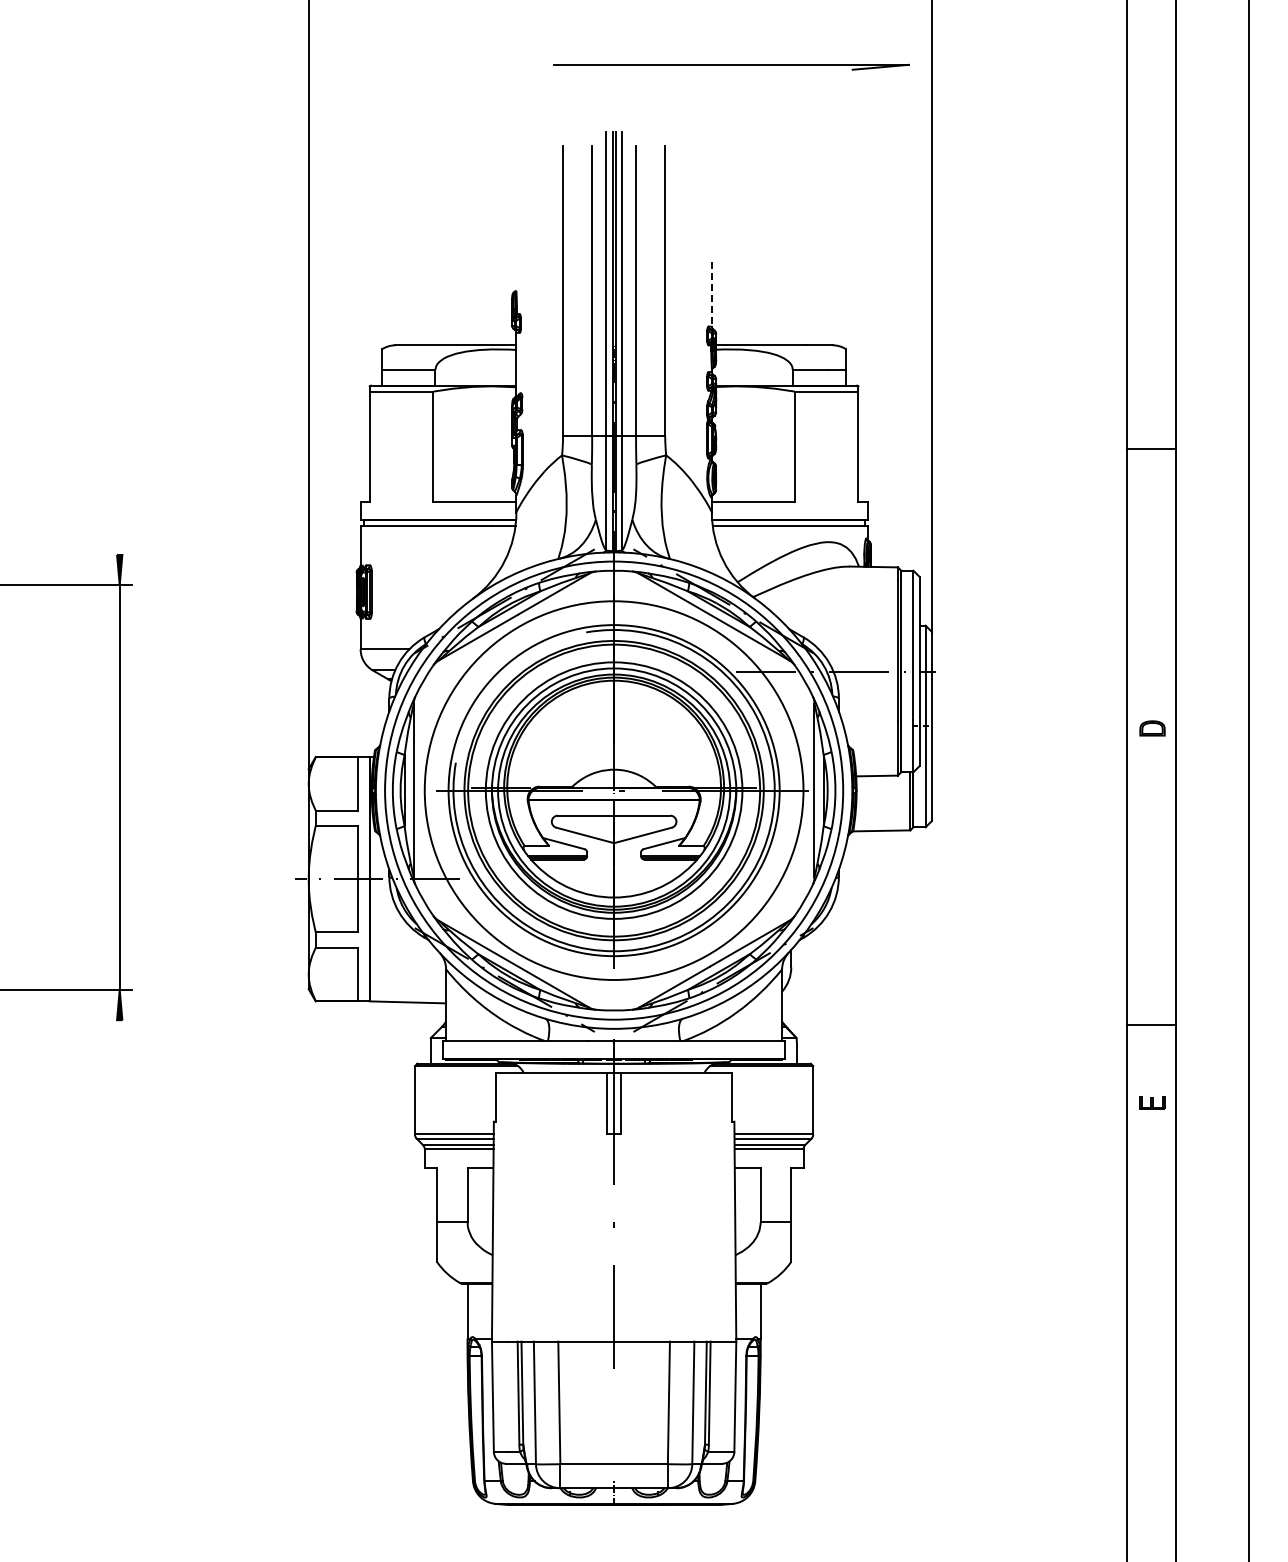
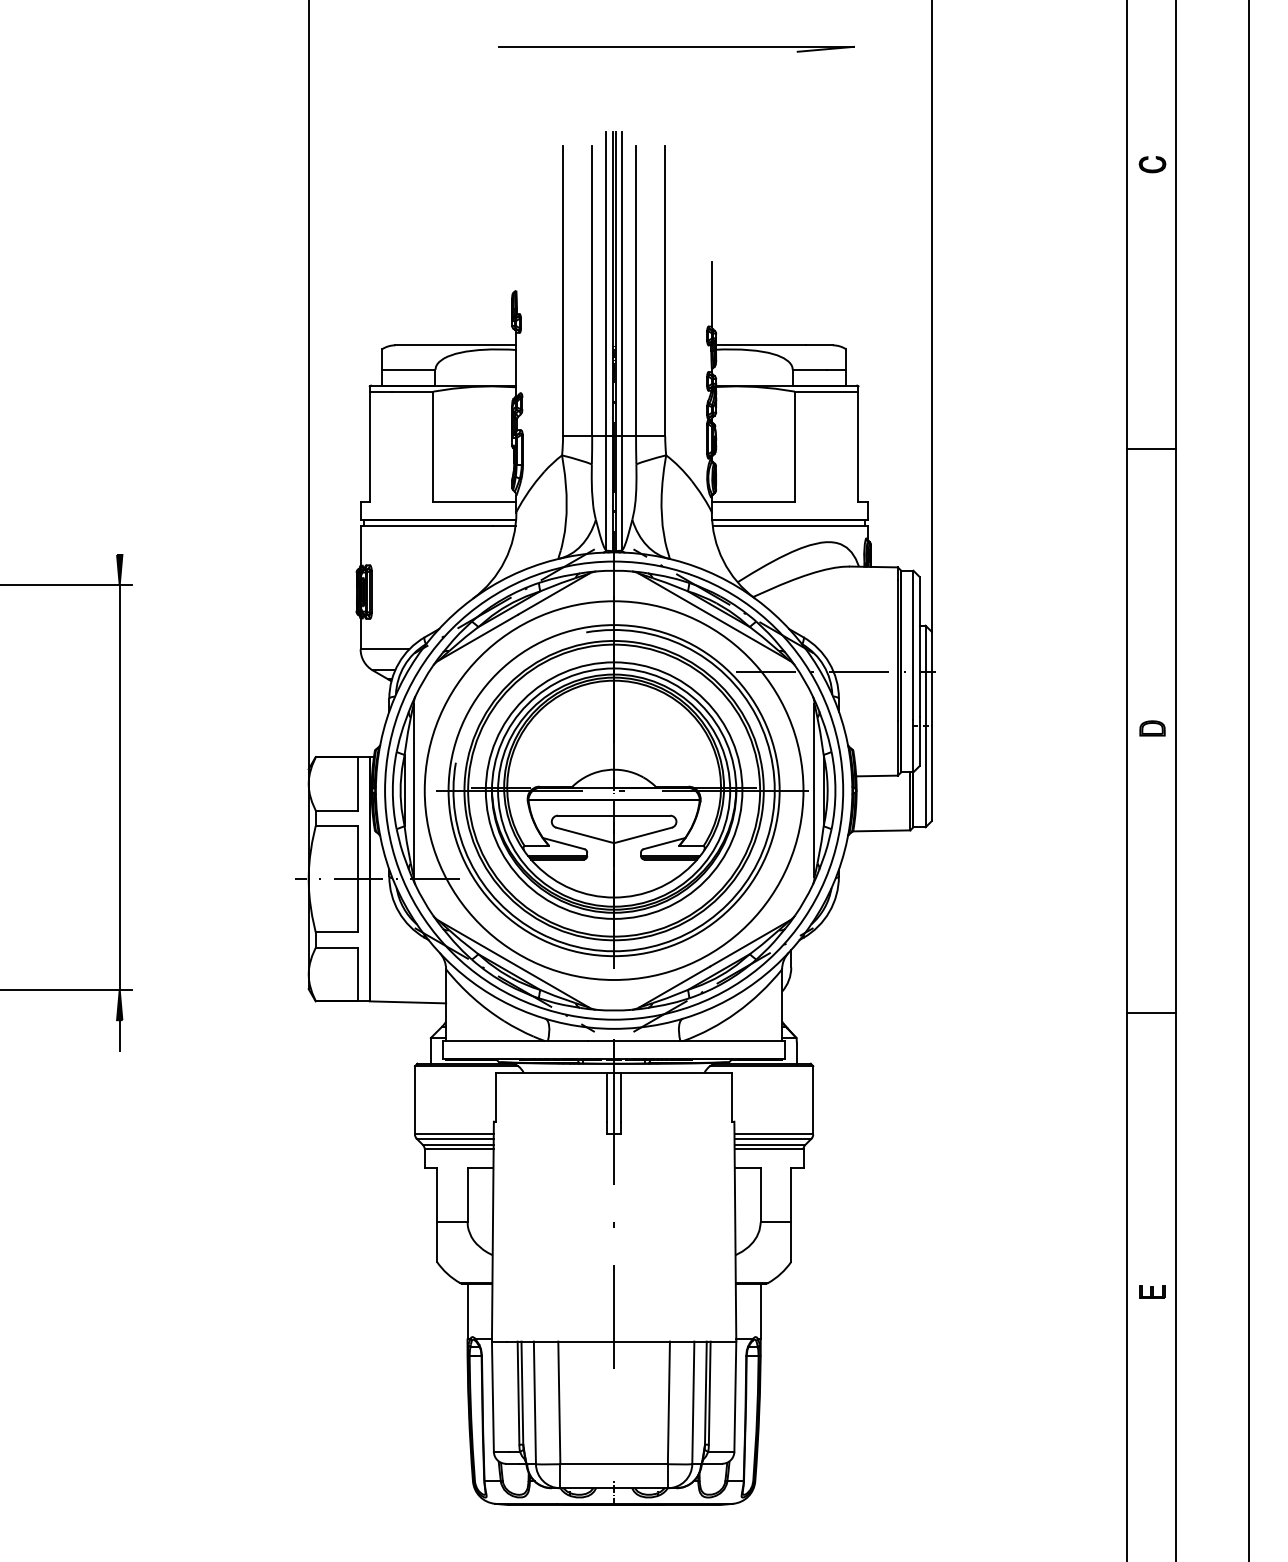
part position: (731, 66) -> (676, 48) (676, 48)
part: none -> present (1152, 164)
line: dashed -> solid (711, 294)
line position: (1150, 1024) -> (1150, 1012) (1150, 1012)
line: none -> present (119, 1035)
part position: (1152, 1102) -> (1152, 1291) (1152, 1291)
